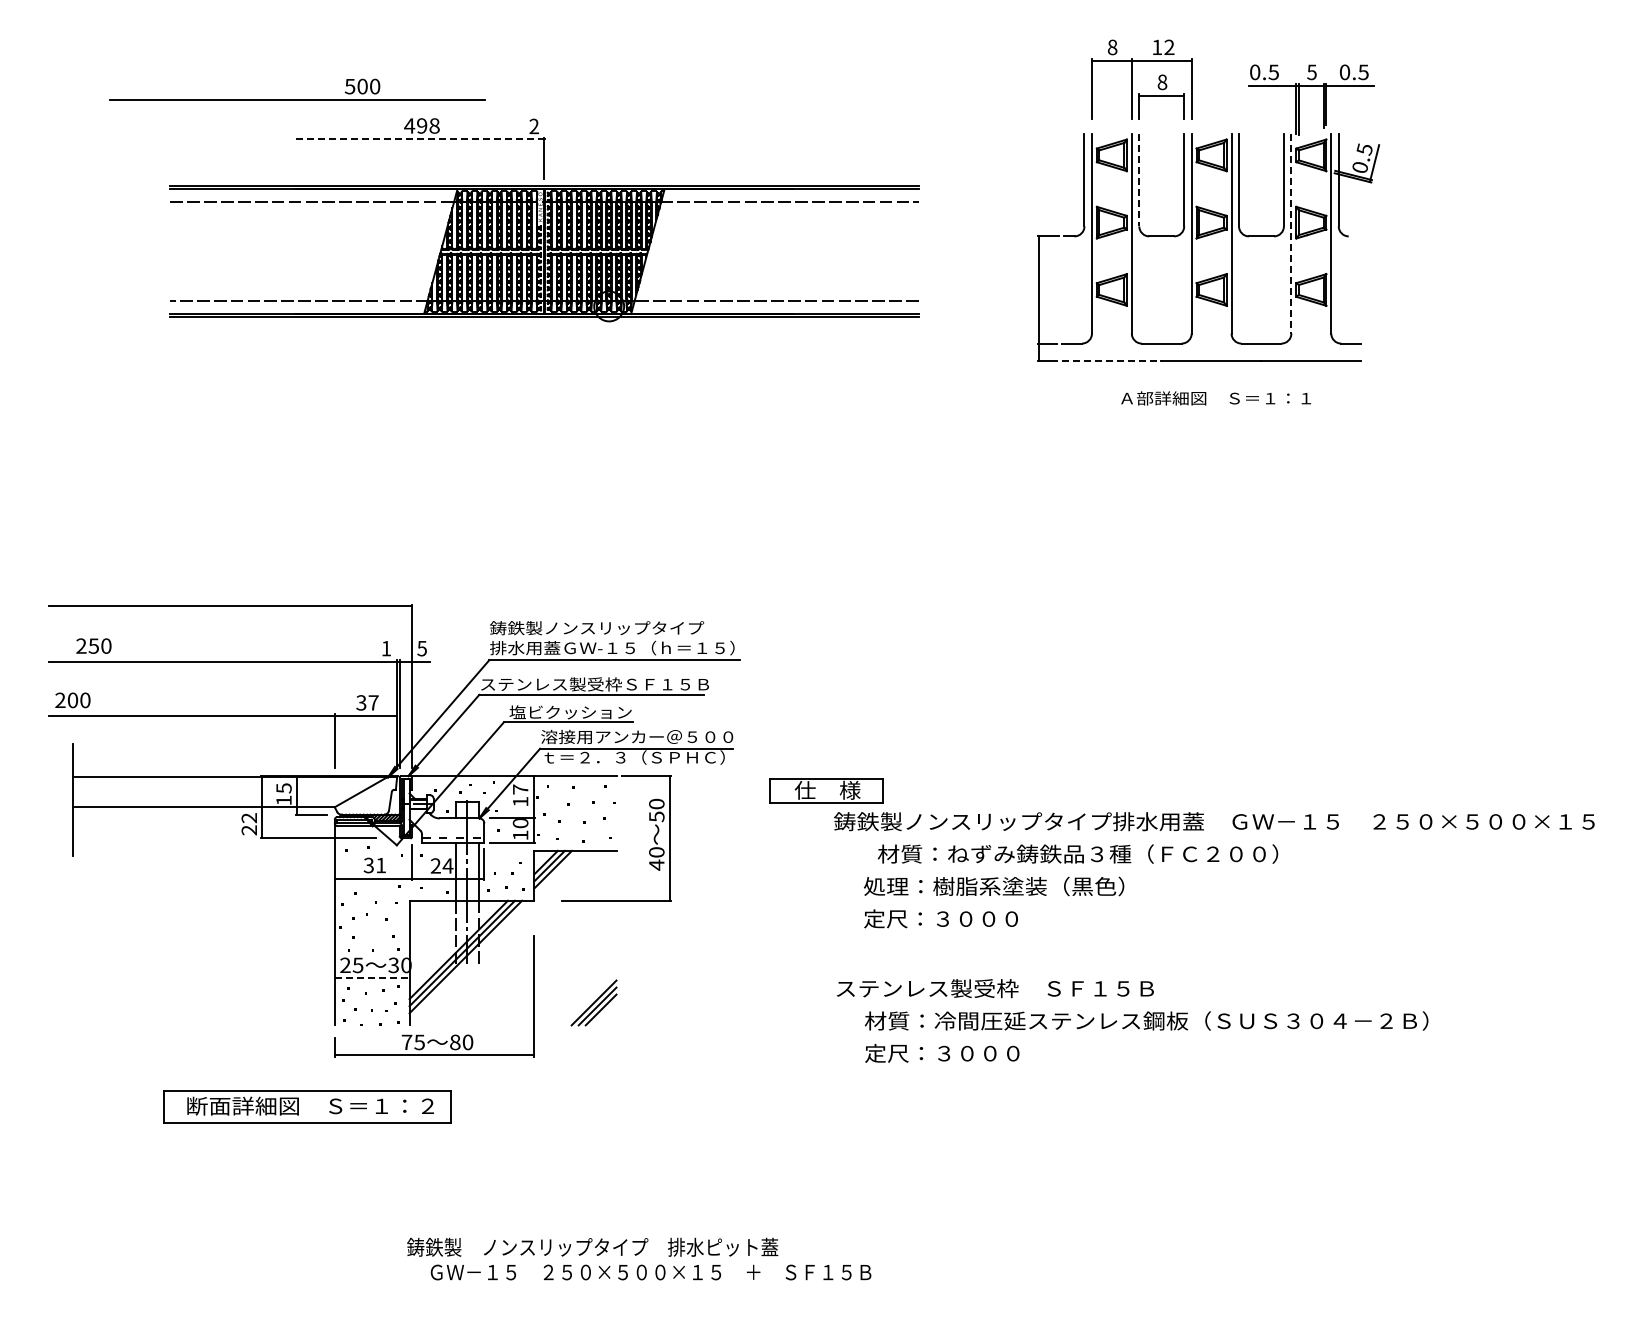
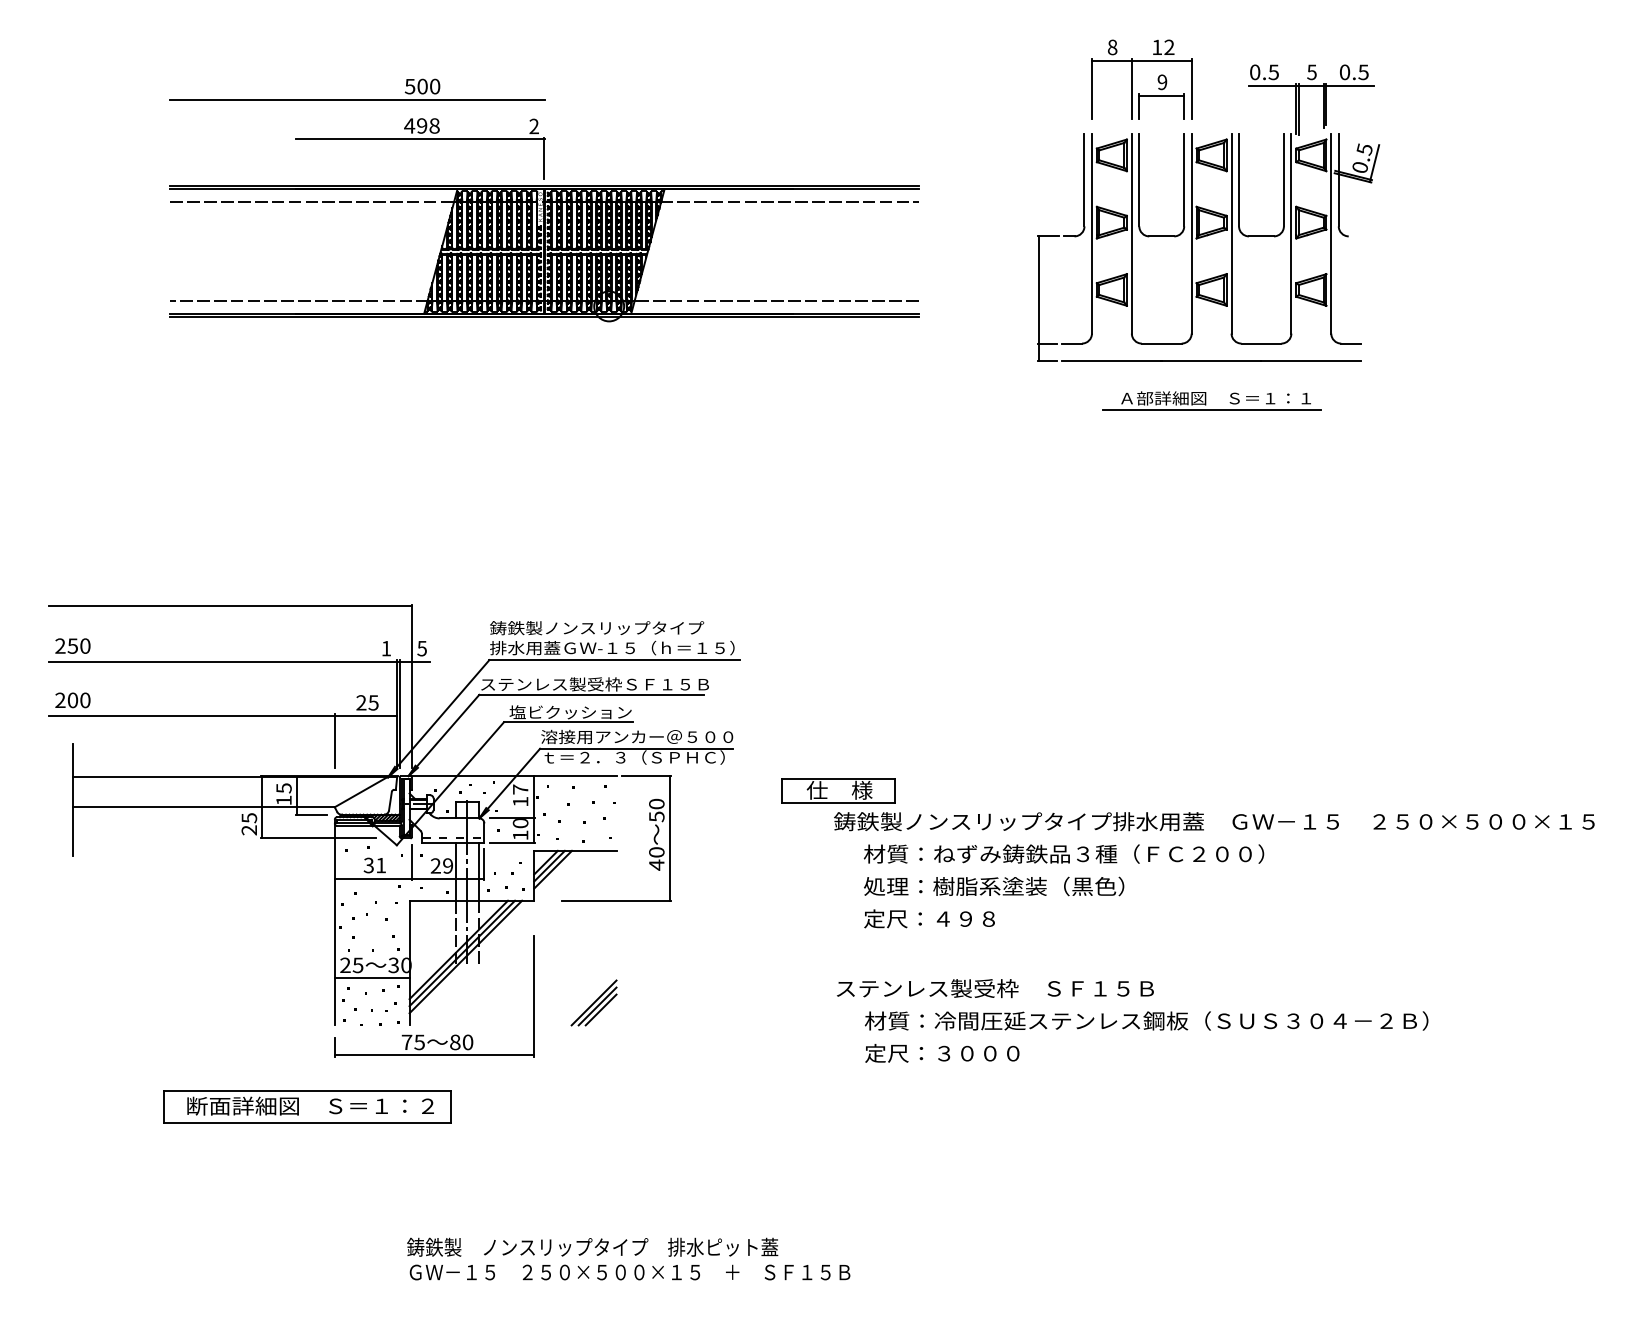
text: 8 -> 9 (1162, 82)
part position: (297, 99) -> (357, 99) (357, 99)
line: dashed -> solid (420, 139)
line: dashed -> solid (1139, 180)
line: dashed -> solid (1291, 234)
line: dashed -> solid (1111, 361)
line: none -> present (1211, 409)
text position: (93, 645) -> (72, 645) (72, 645)
text: 37 -> 25 (367, 702)
part position: (826, 790) -> (838, 790) (838, 790)
text: 22 -> 25 (249, 818)
text position: (1077, 853) -> (1063, 853) (1063, 853)
text: 24 -> 29 (447, 865)
text: 定尺：３０００ -> 定尺：４９８ (976, 918)
line: dashed -> solid (372, 978)
text position: (650, 1272) -> (629, 1272) (629, 1272)
